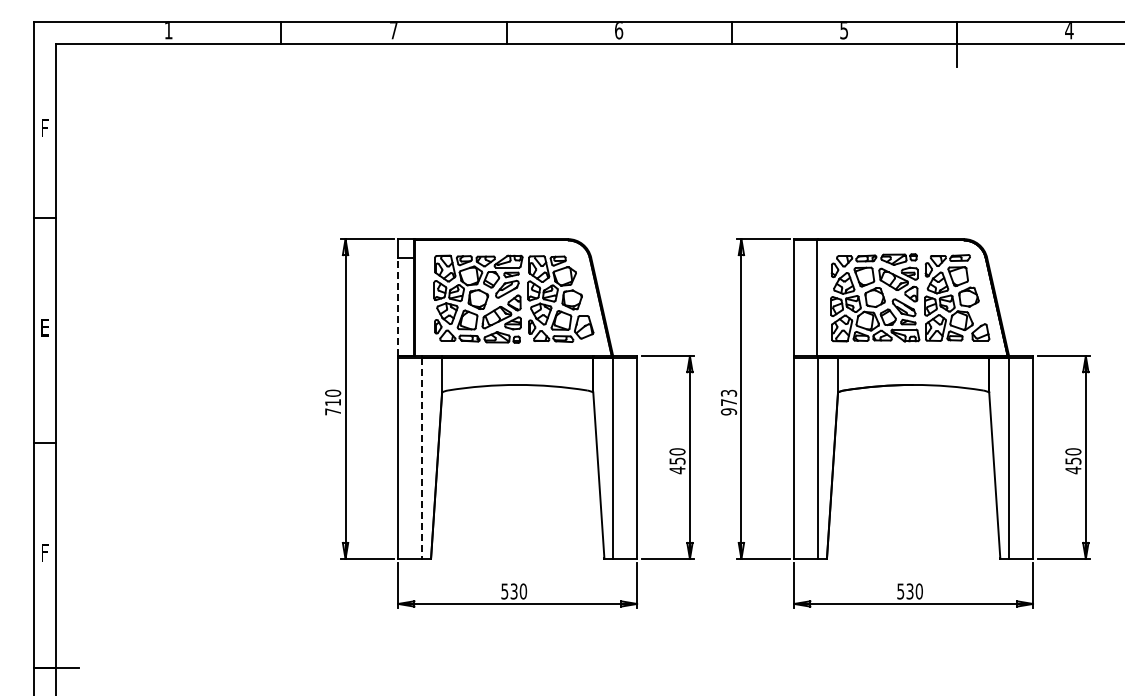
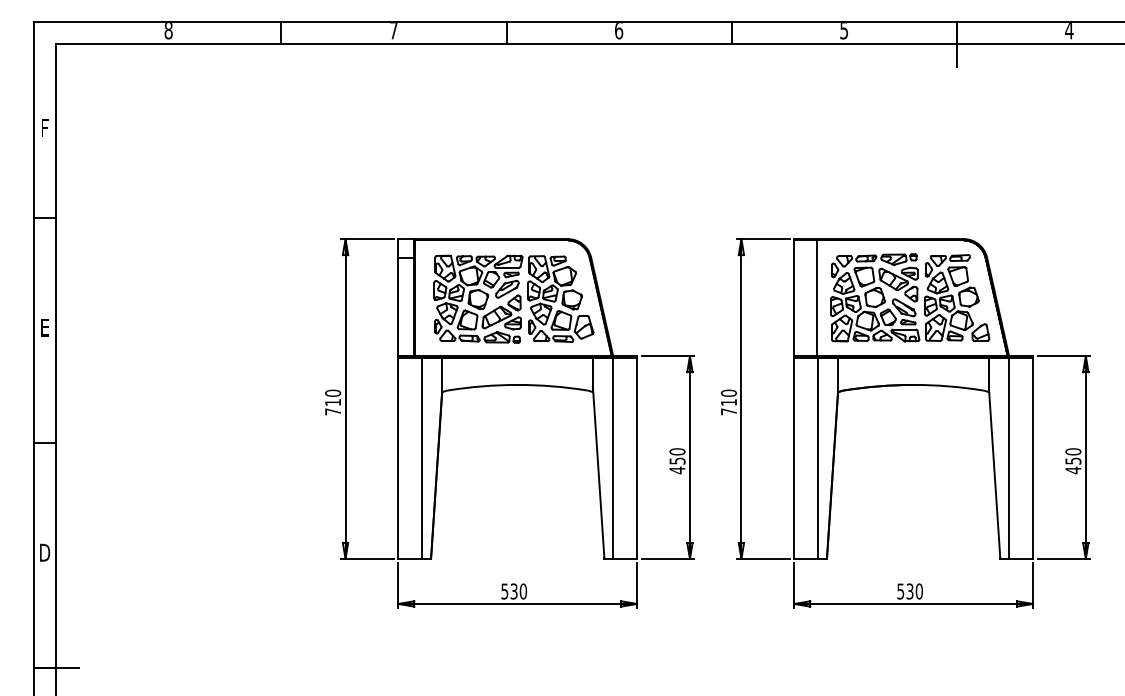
text: 1 -> 8 (168, 31)
line: dashed -> solid (398, 306)
text: 973 -> 710 (729, 402)
line: dashed -> solid (422, 458)
text: F -> D (45, 552)
